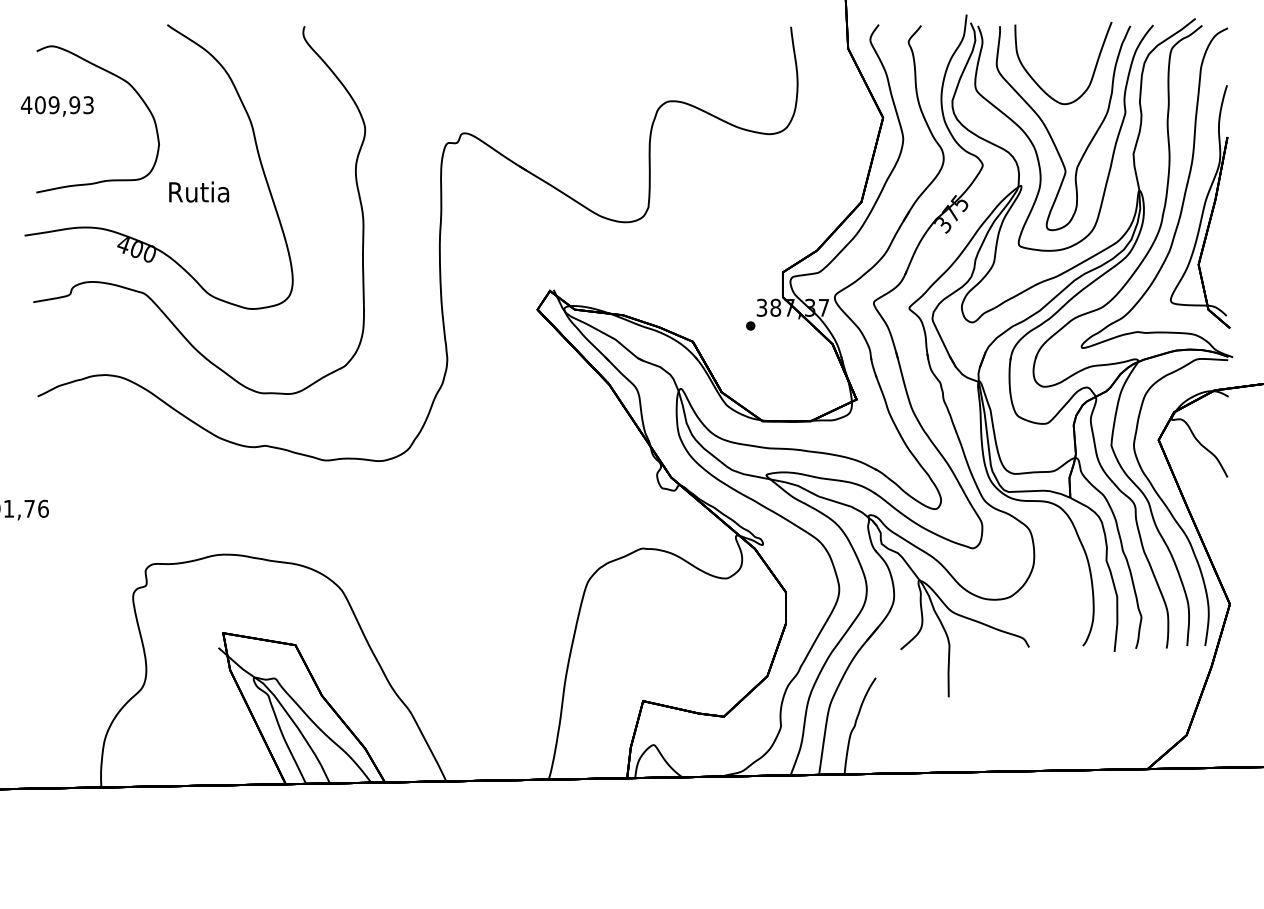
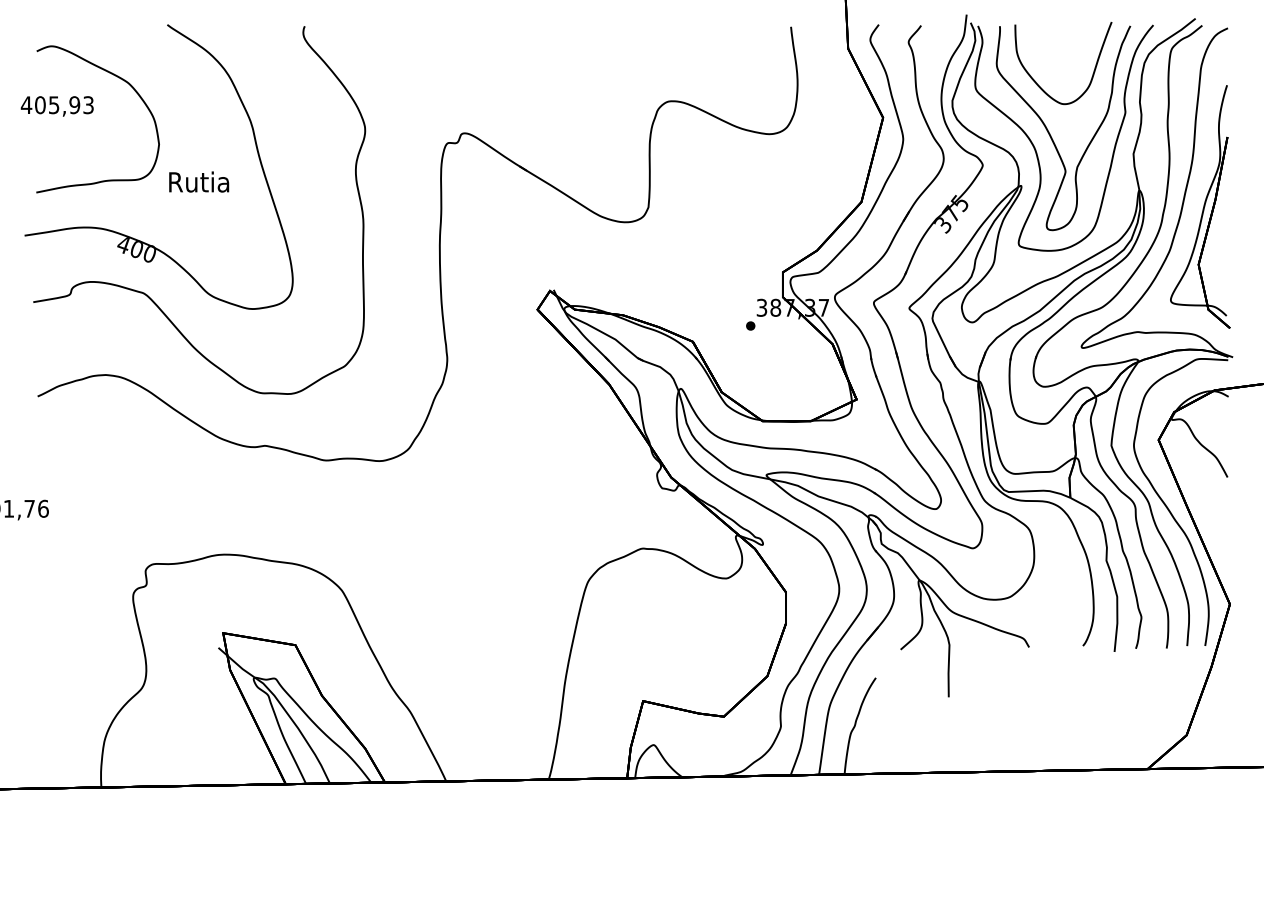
text: 409,93 -> 405,93 (53, 104)
text position: (199, 191) -> (199, 181) (199, 181)
